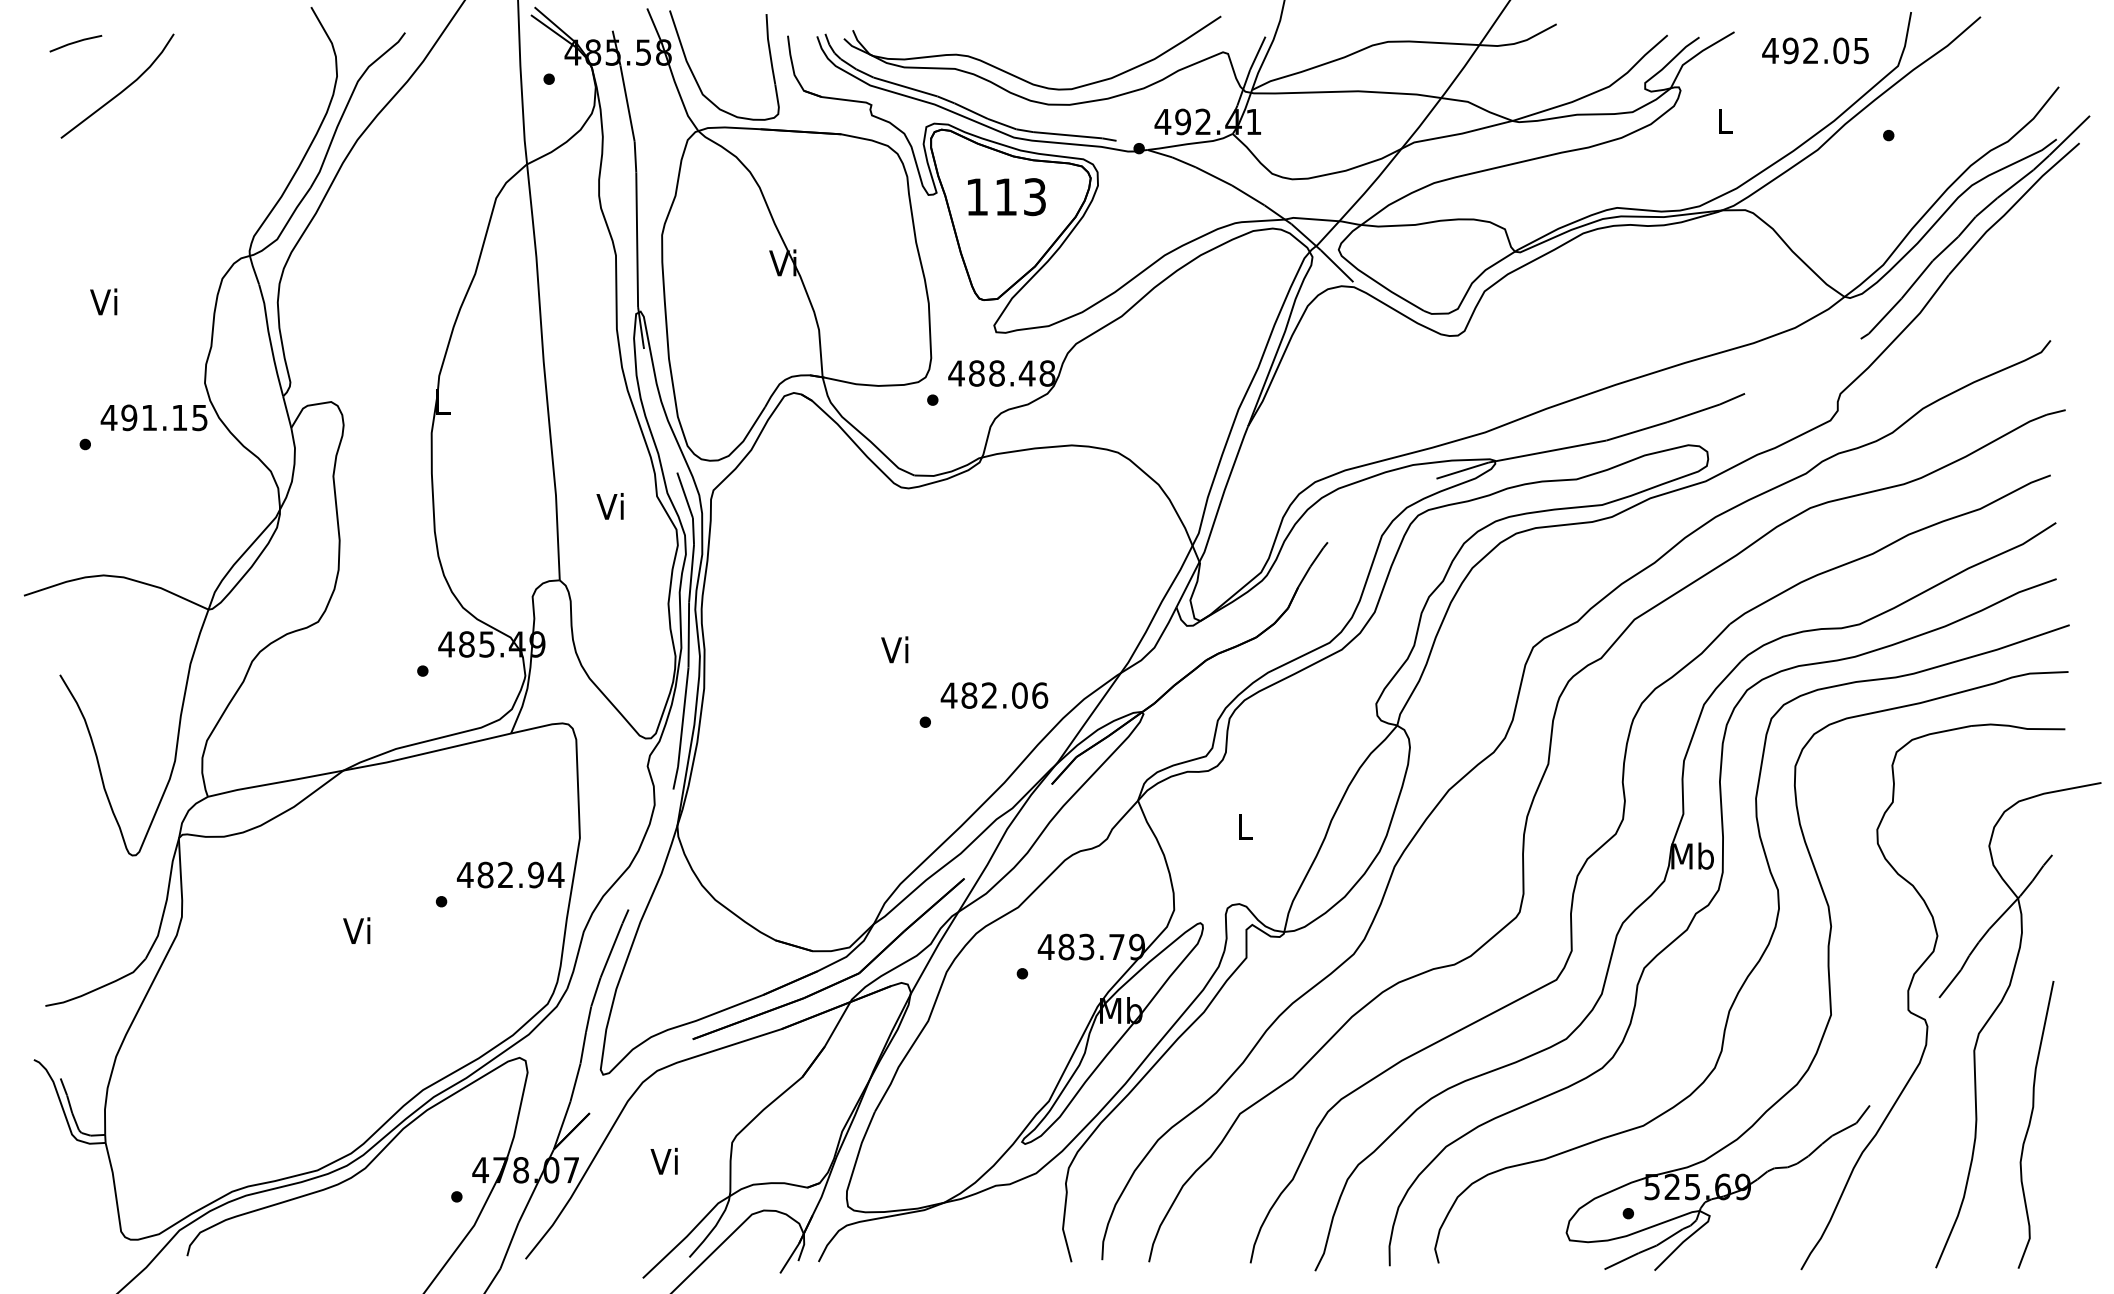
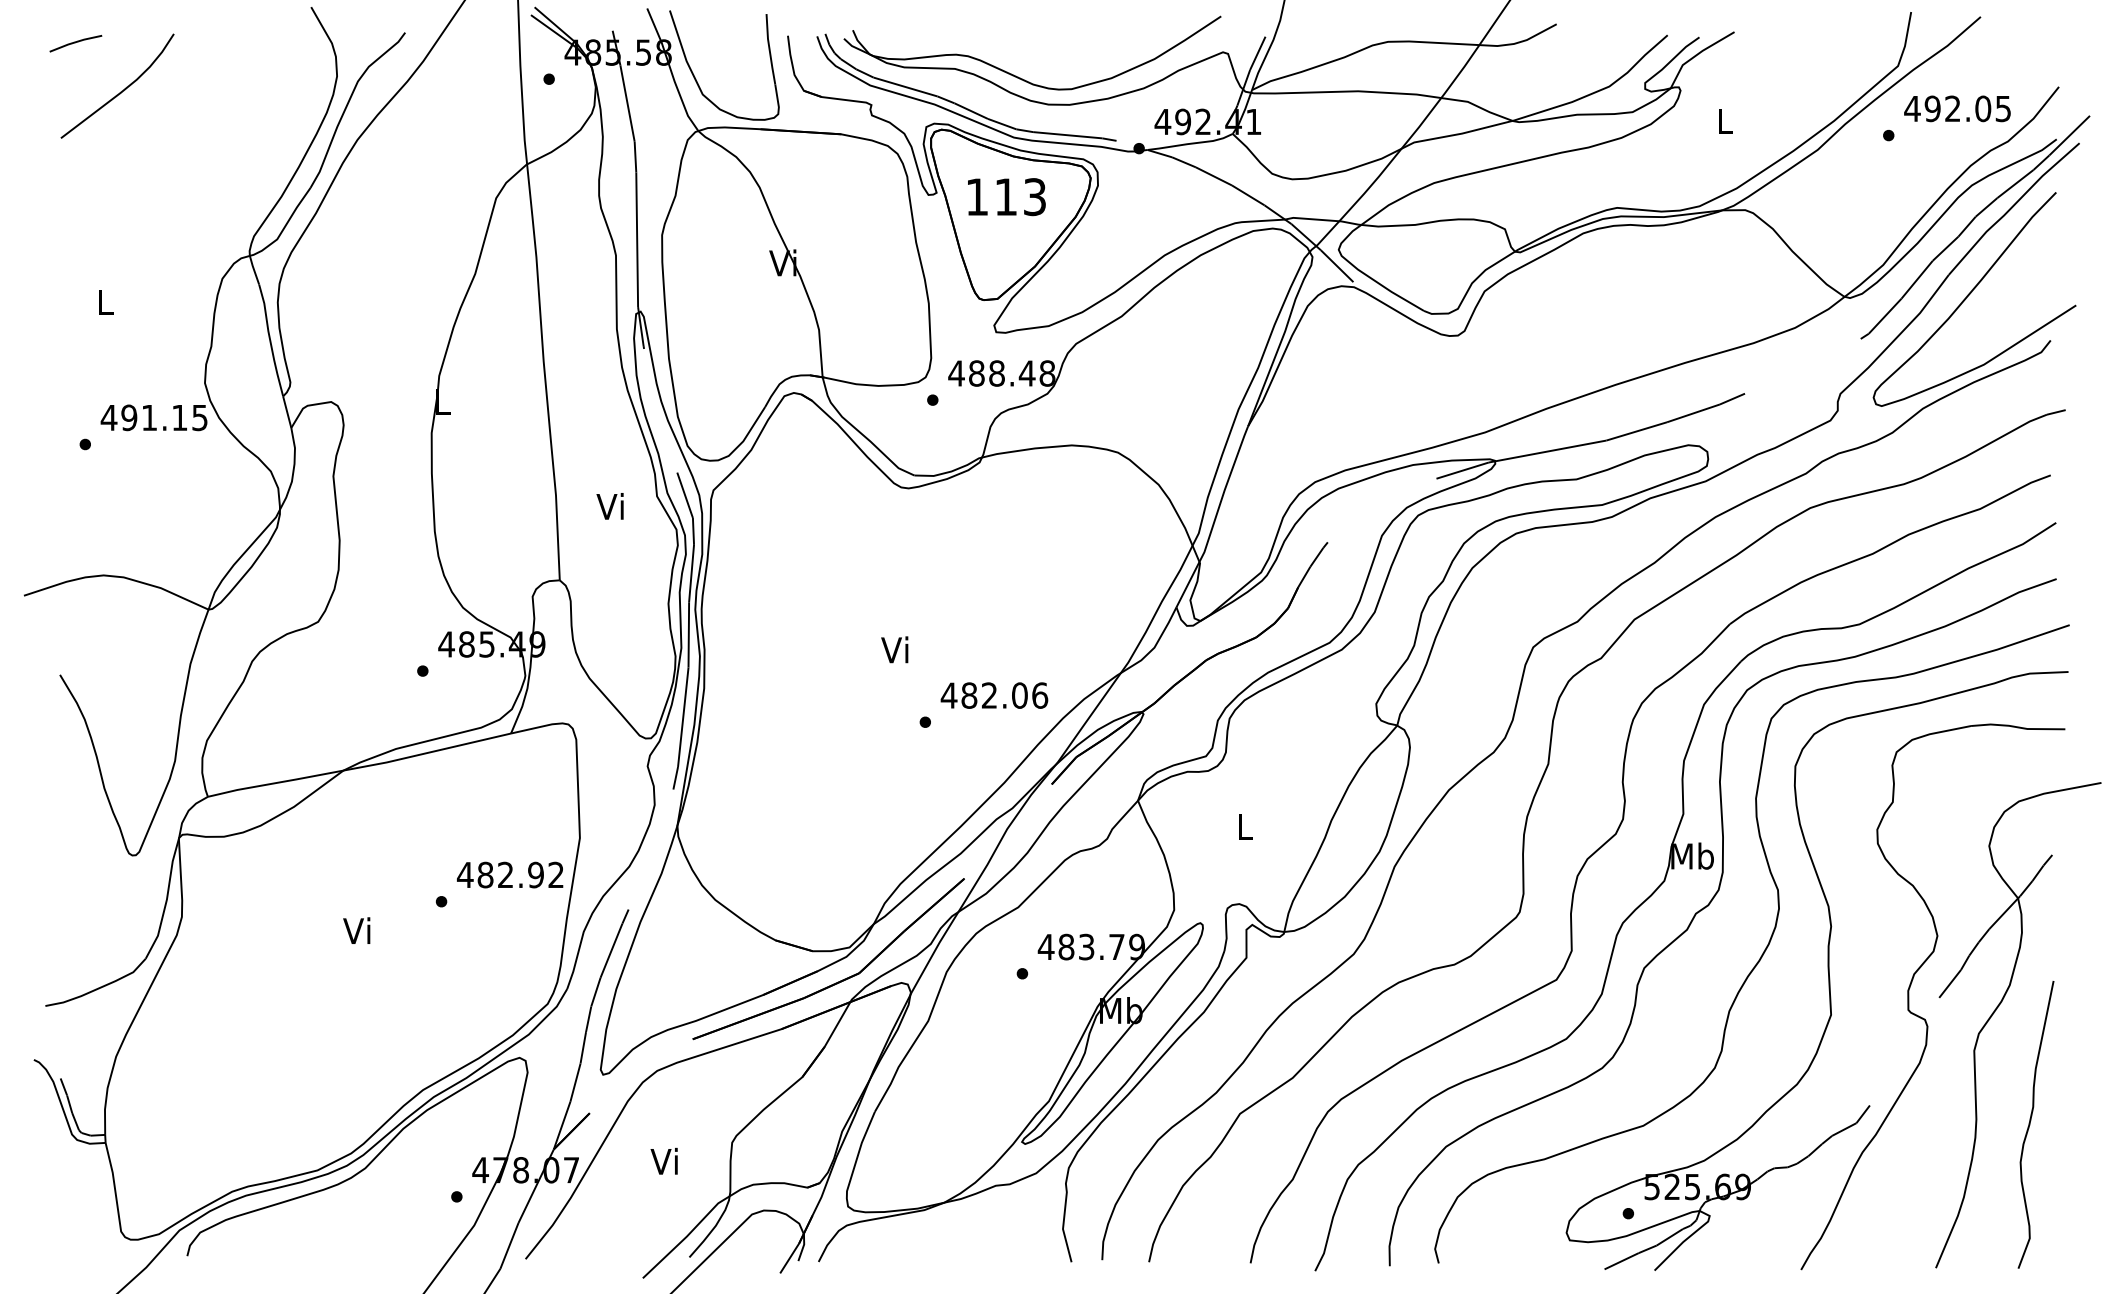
text position: (1815, 50) -> (1957, 108) (1957, 108)
curve: none -> present (1970, 294)
text: Vi -> L (103, 301)
text: 482.94 -> 482.92 (555, 874)
